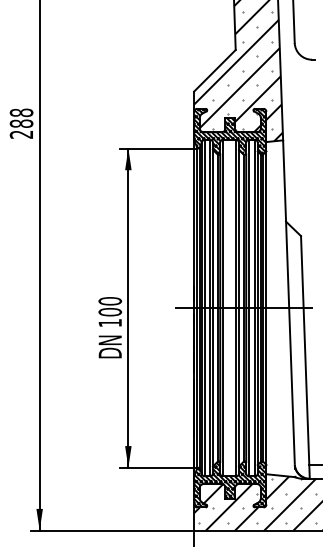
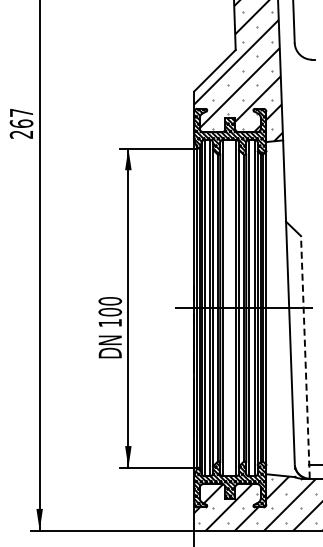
text: 288 -> 267 (21, 117)
line: solid -> dashed (305, 356)
